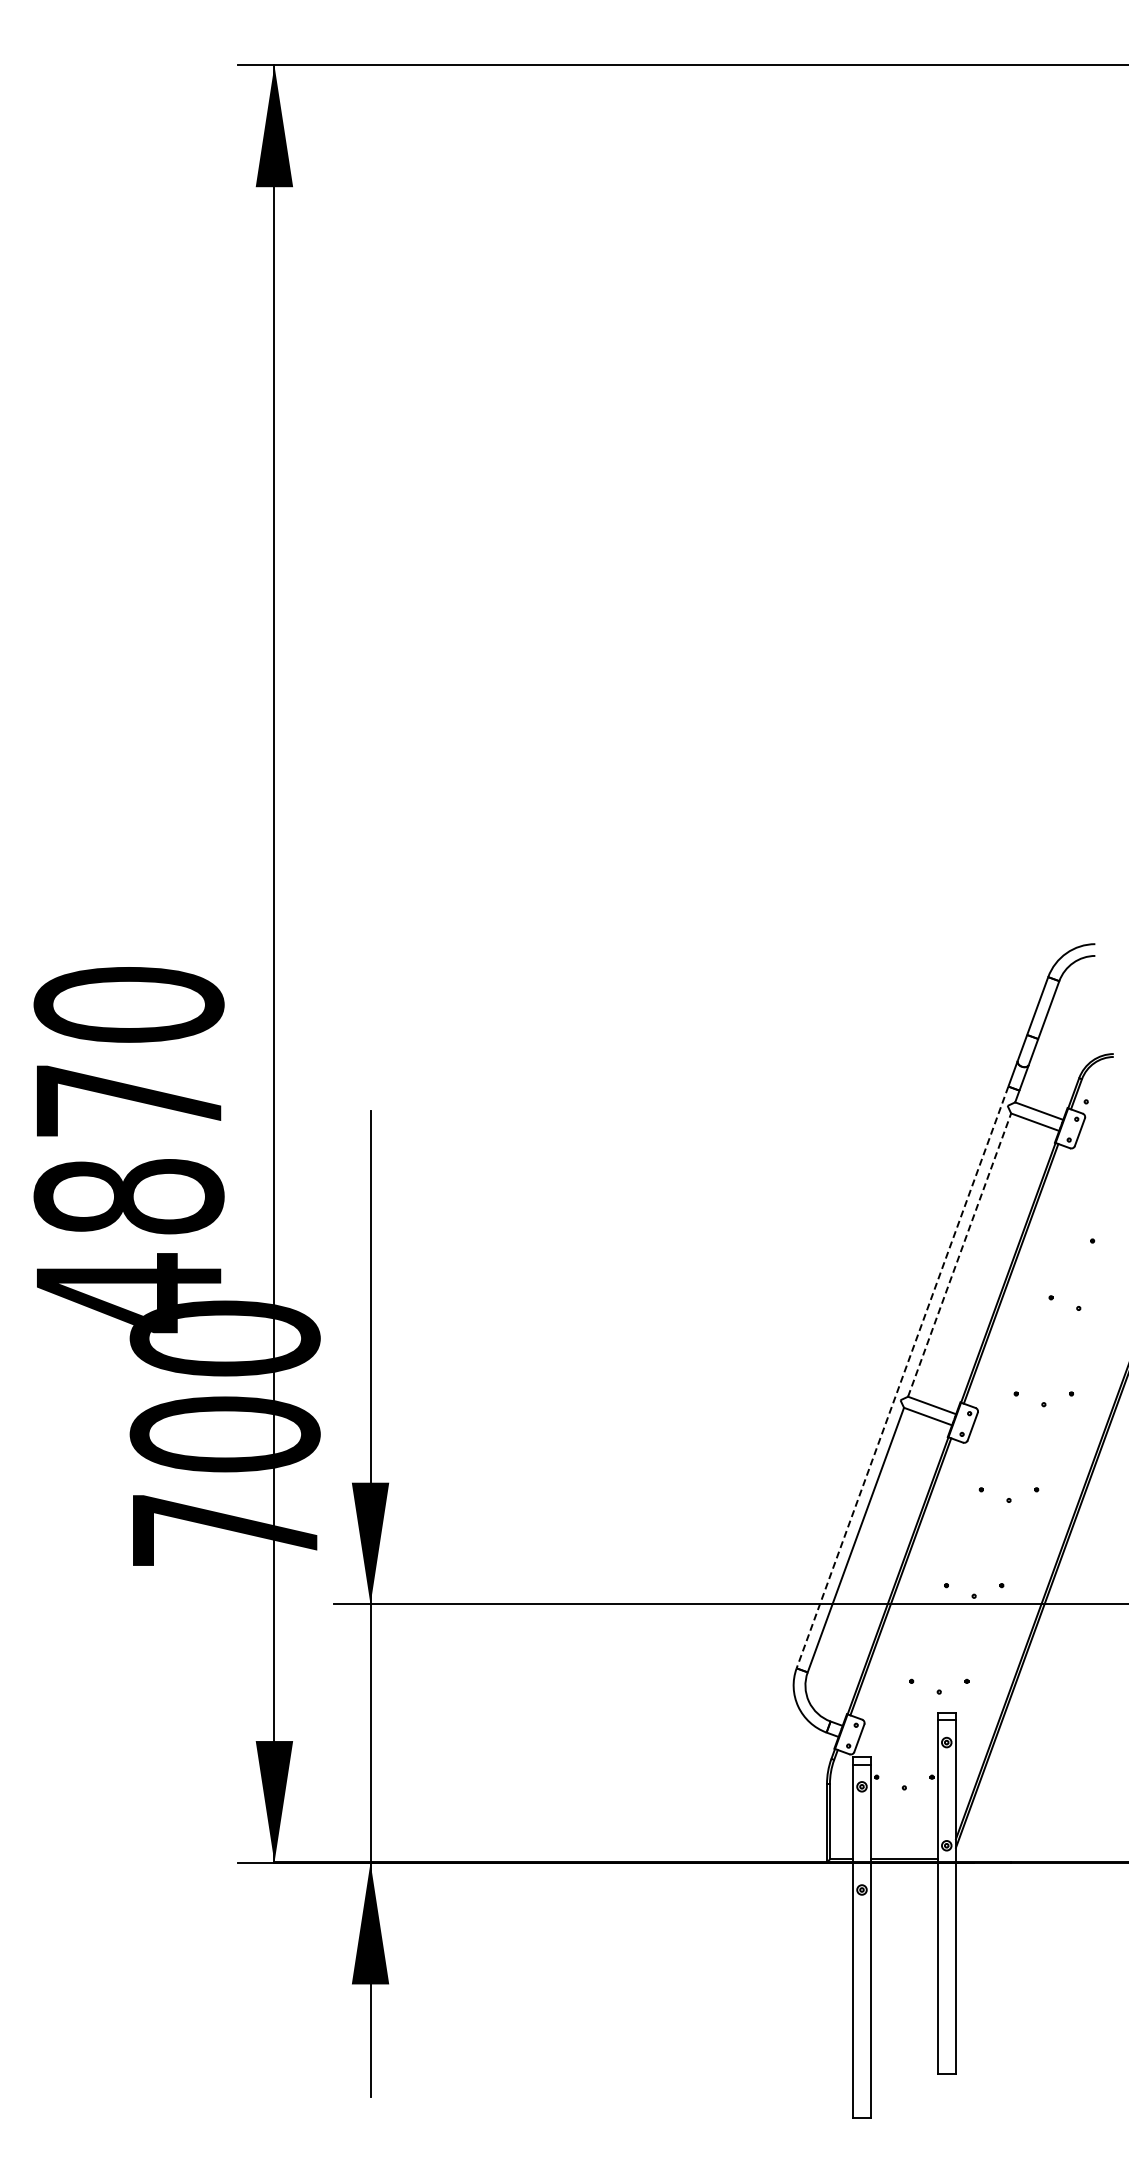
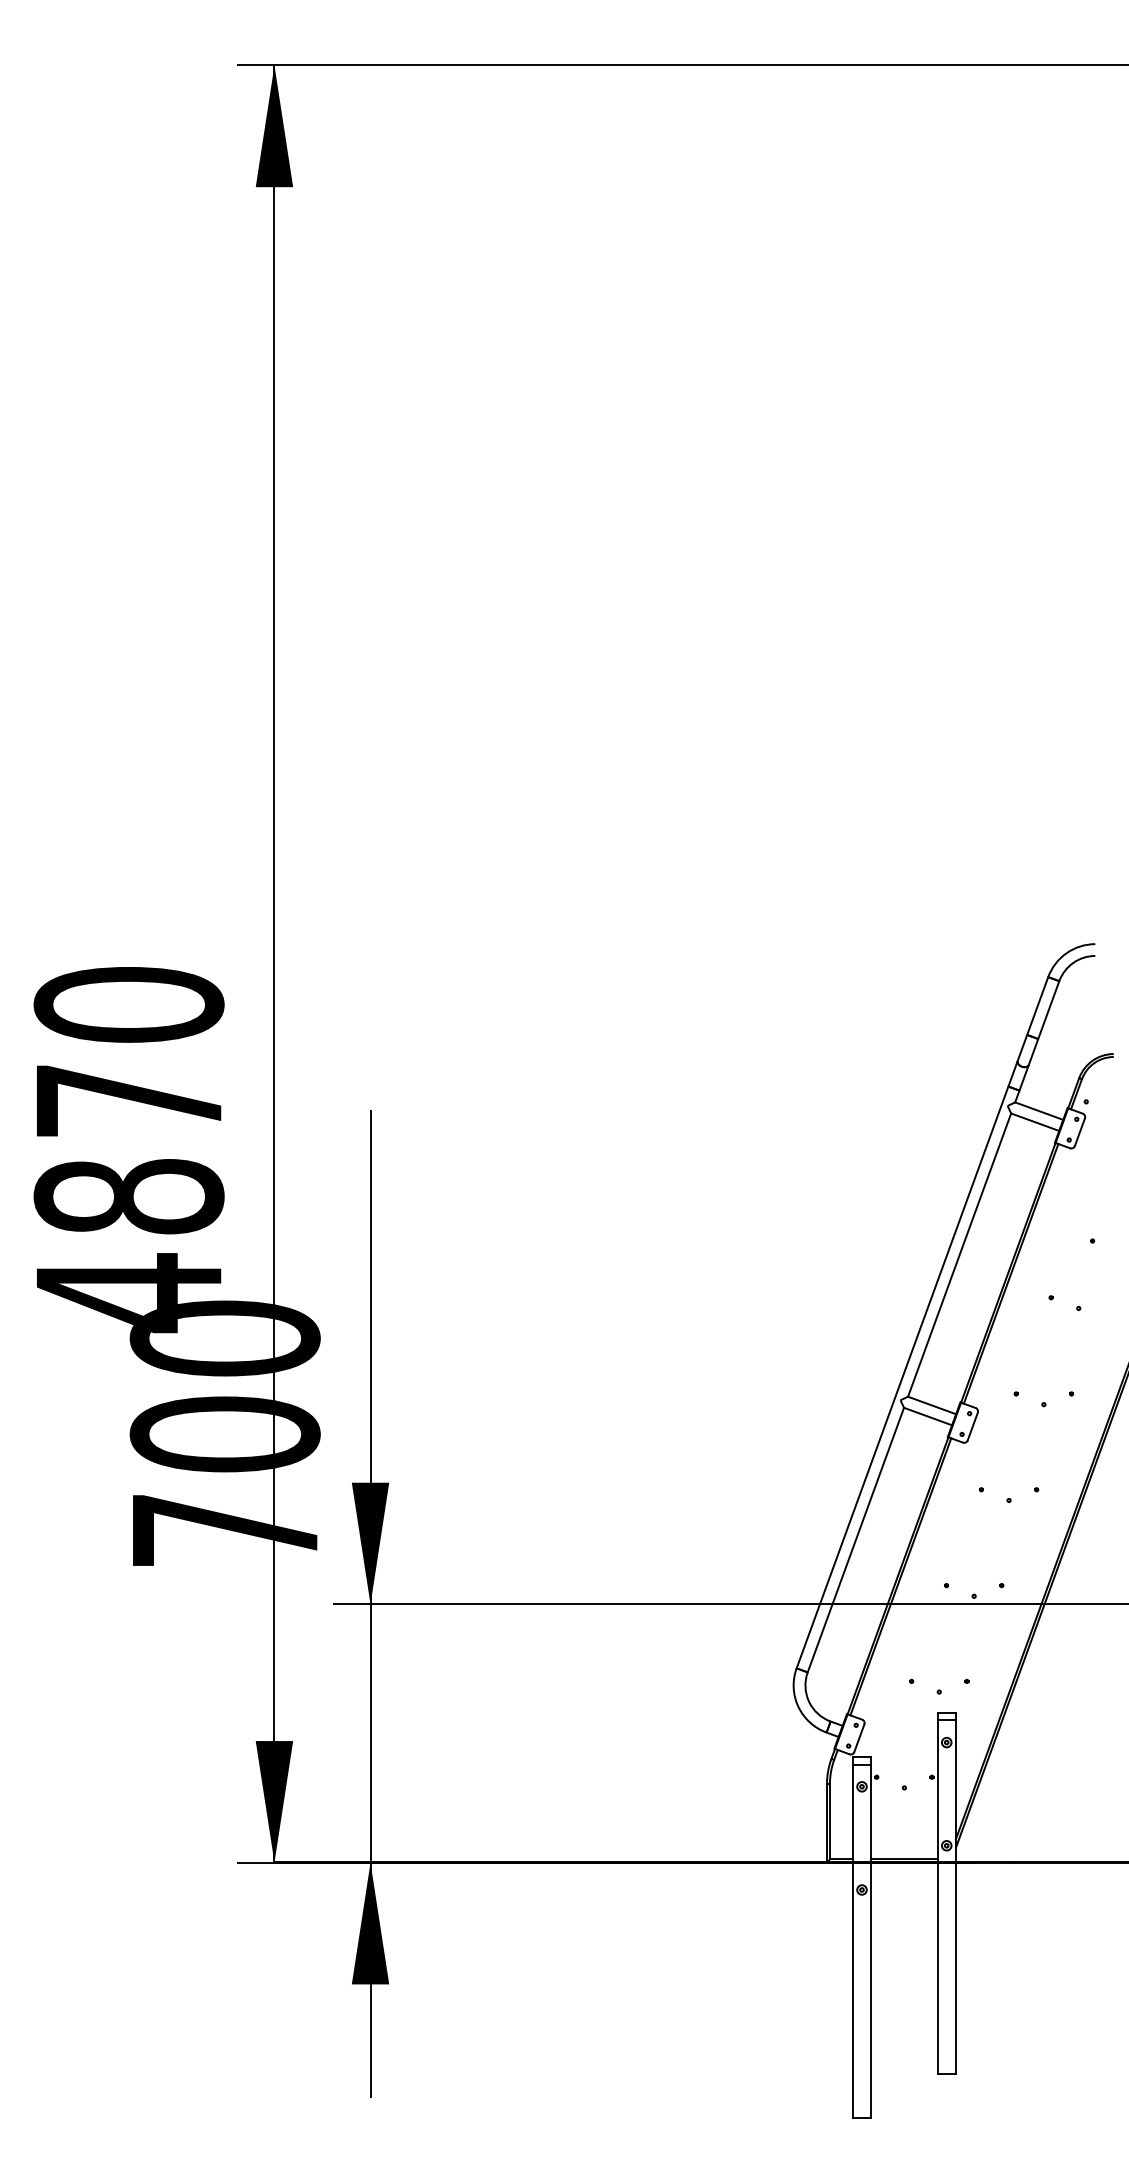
line: dashed -> solid (959, 1255)
line: dashed -> solid (902, 1377)
